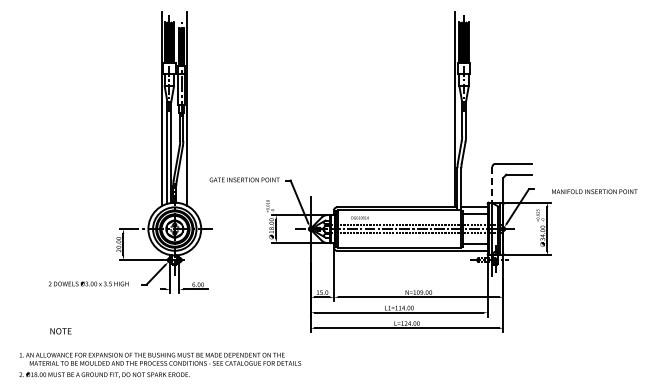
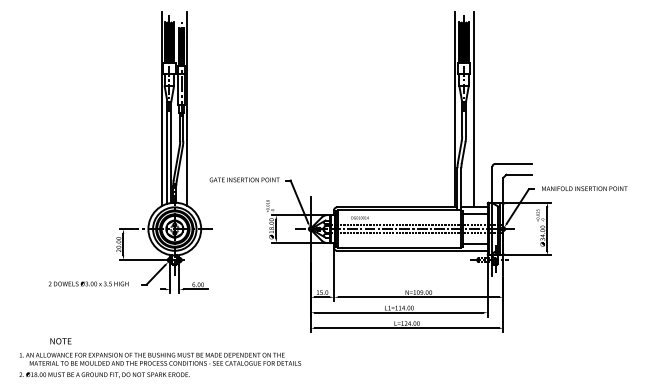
line: none -> present (473, 109)
line: dashed -> solid (492, 185)
text position: (594, 191) -> (584, 188) (584, 188)
text position: (60, 331) -> (60, 341) (60, 341)
